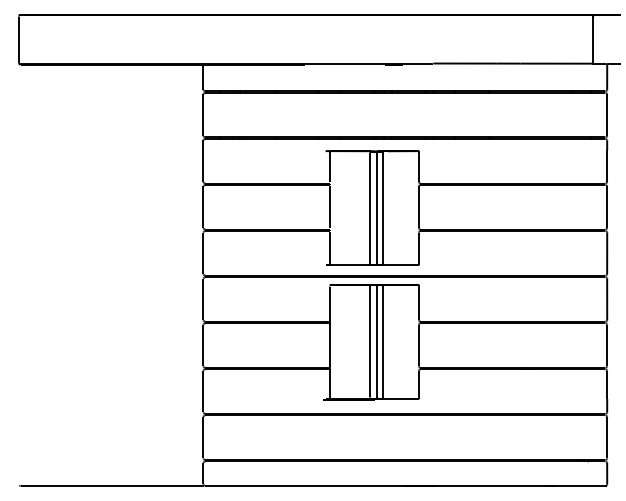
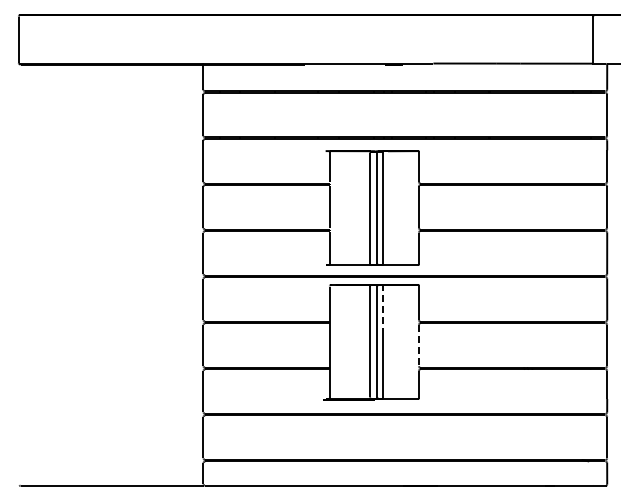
line: solid -> dashed (383, 310)
line: solid -> dashed (418, 345)
